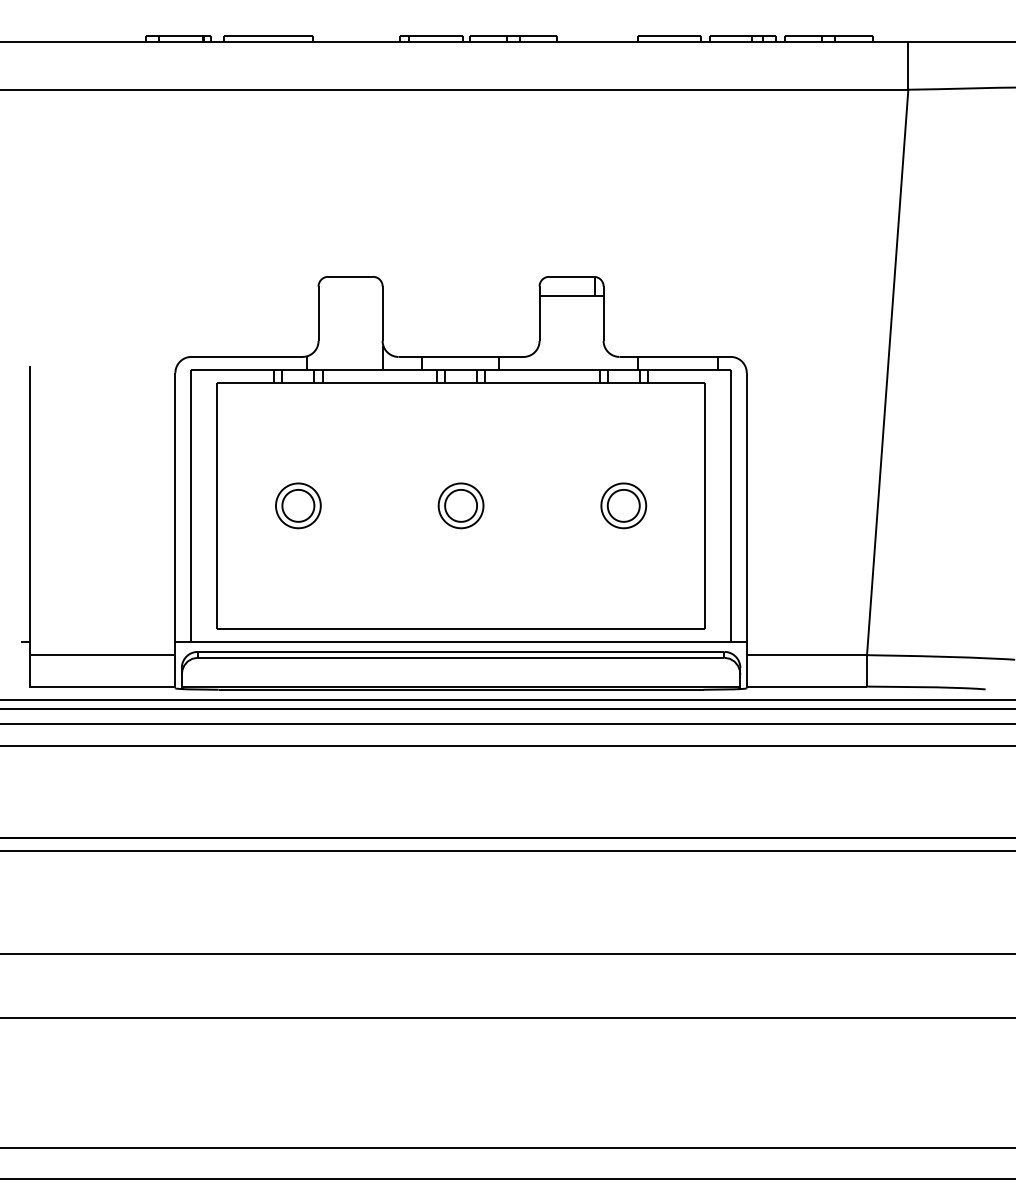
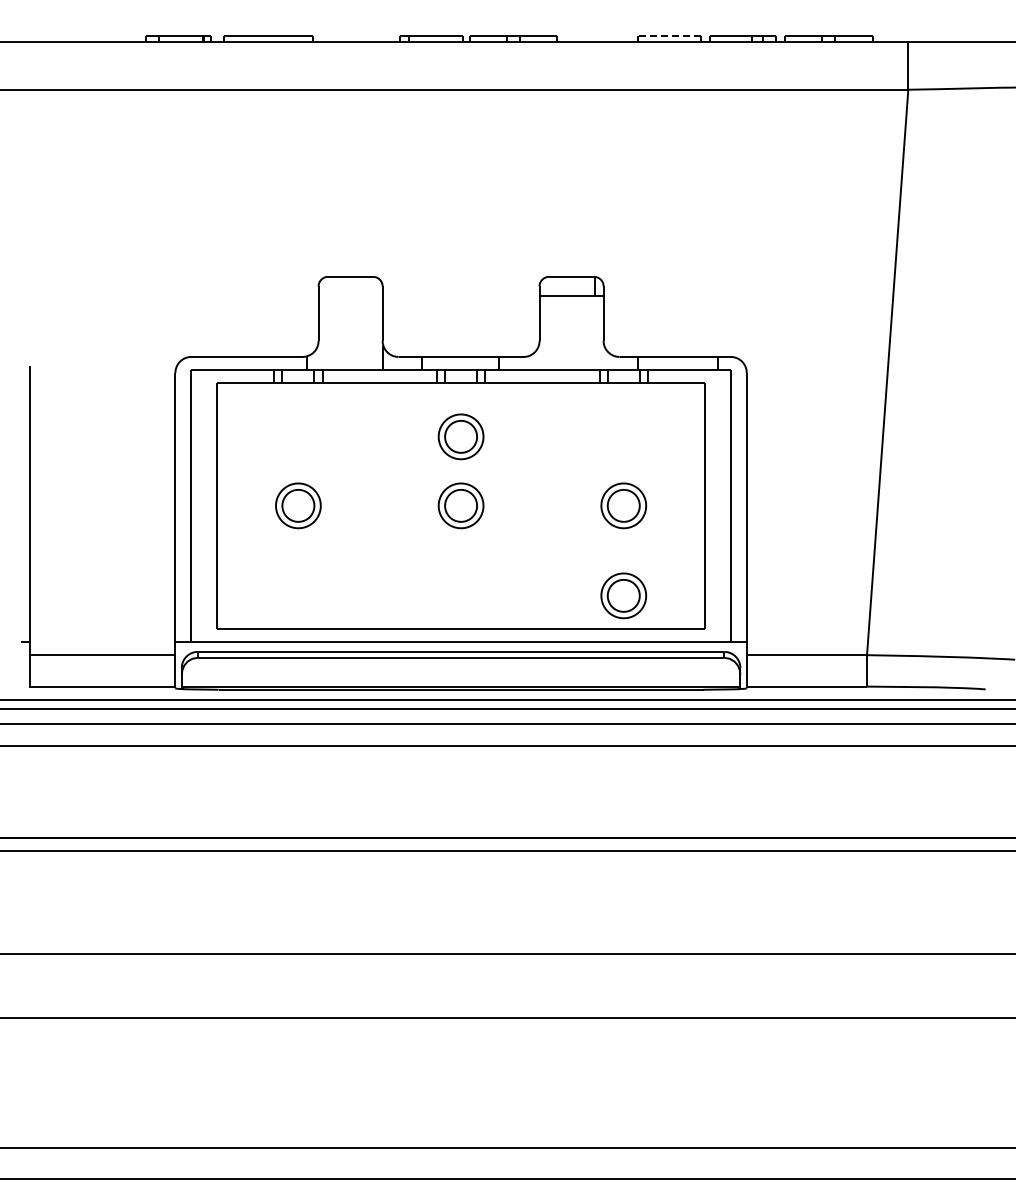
line: solid -> dashed (669, 35)
part: none -> present (460, 436)
part: none -> present (623, 595)
